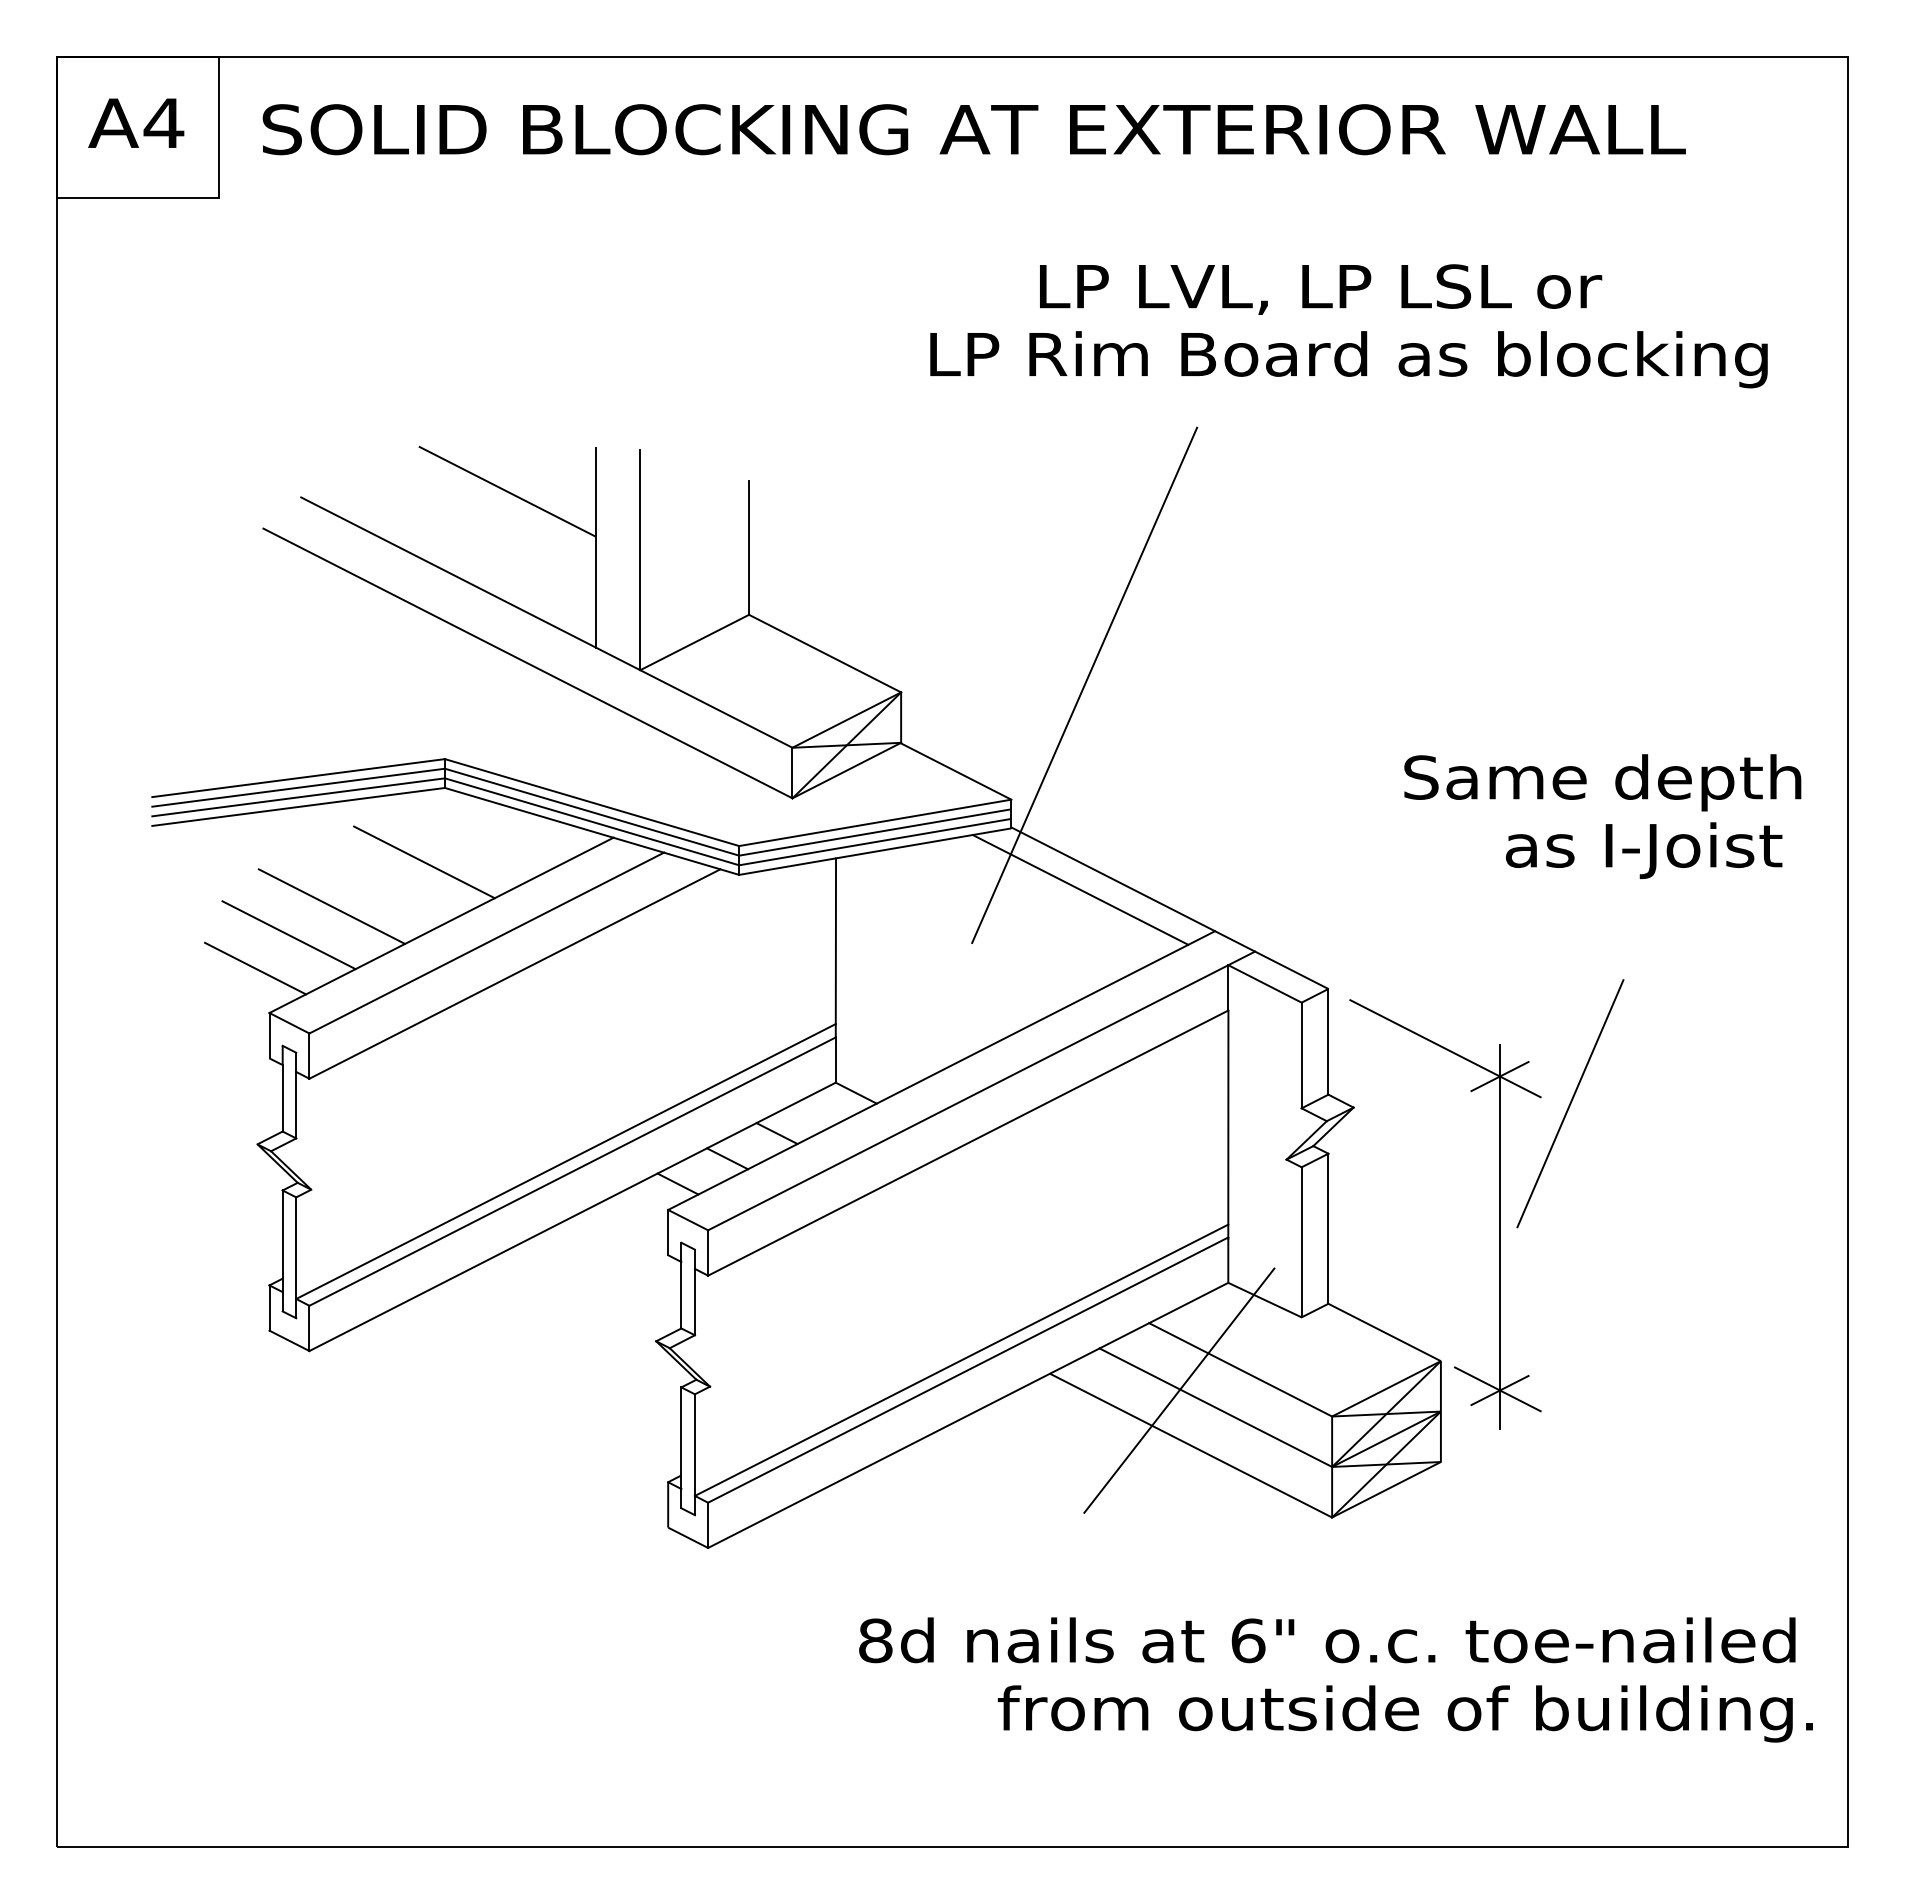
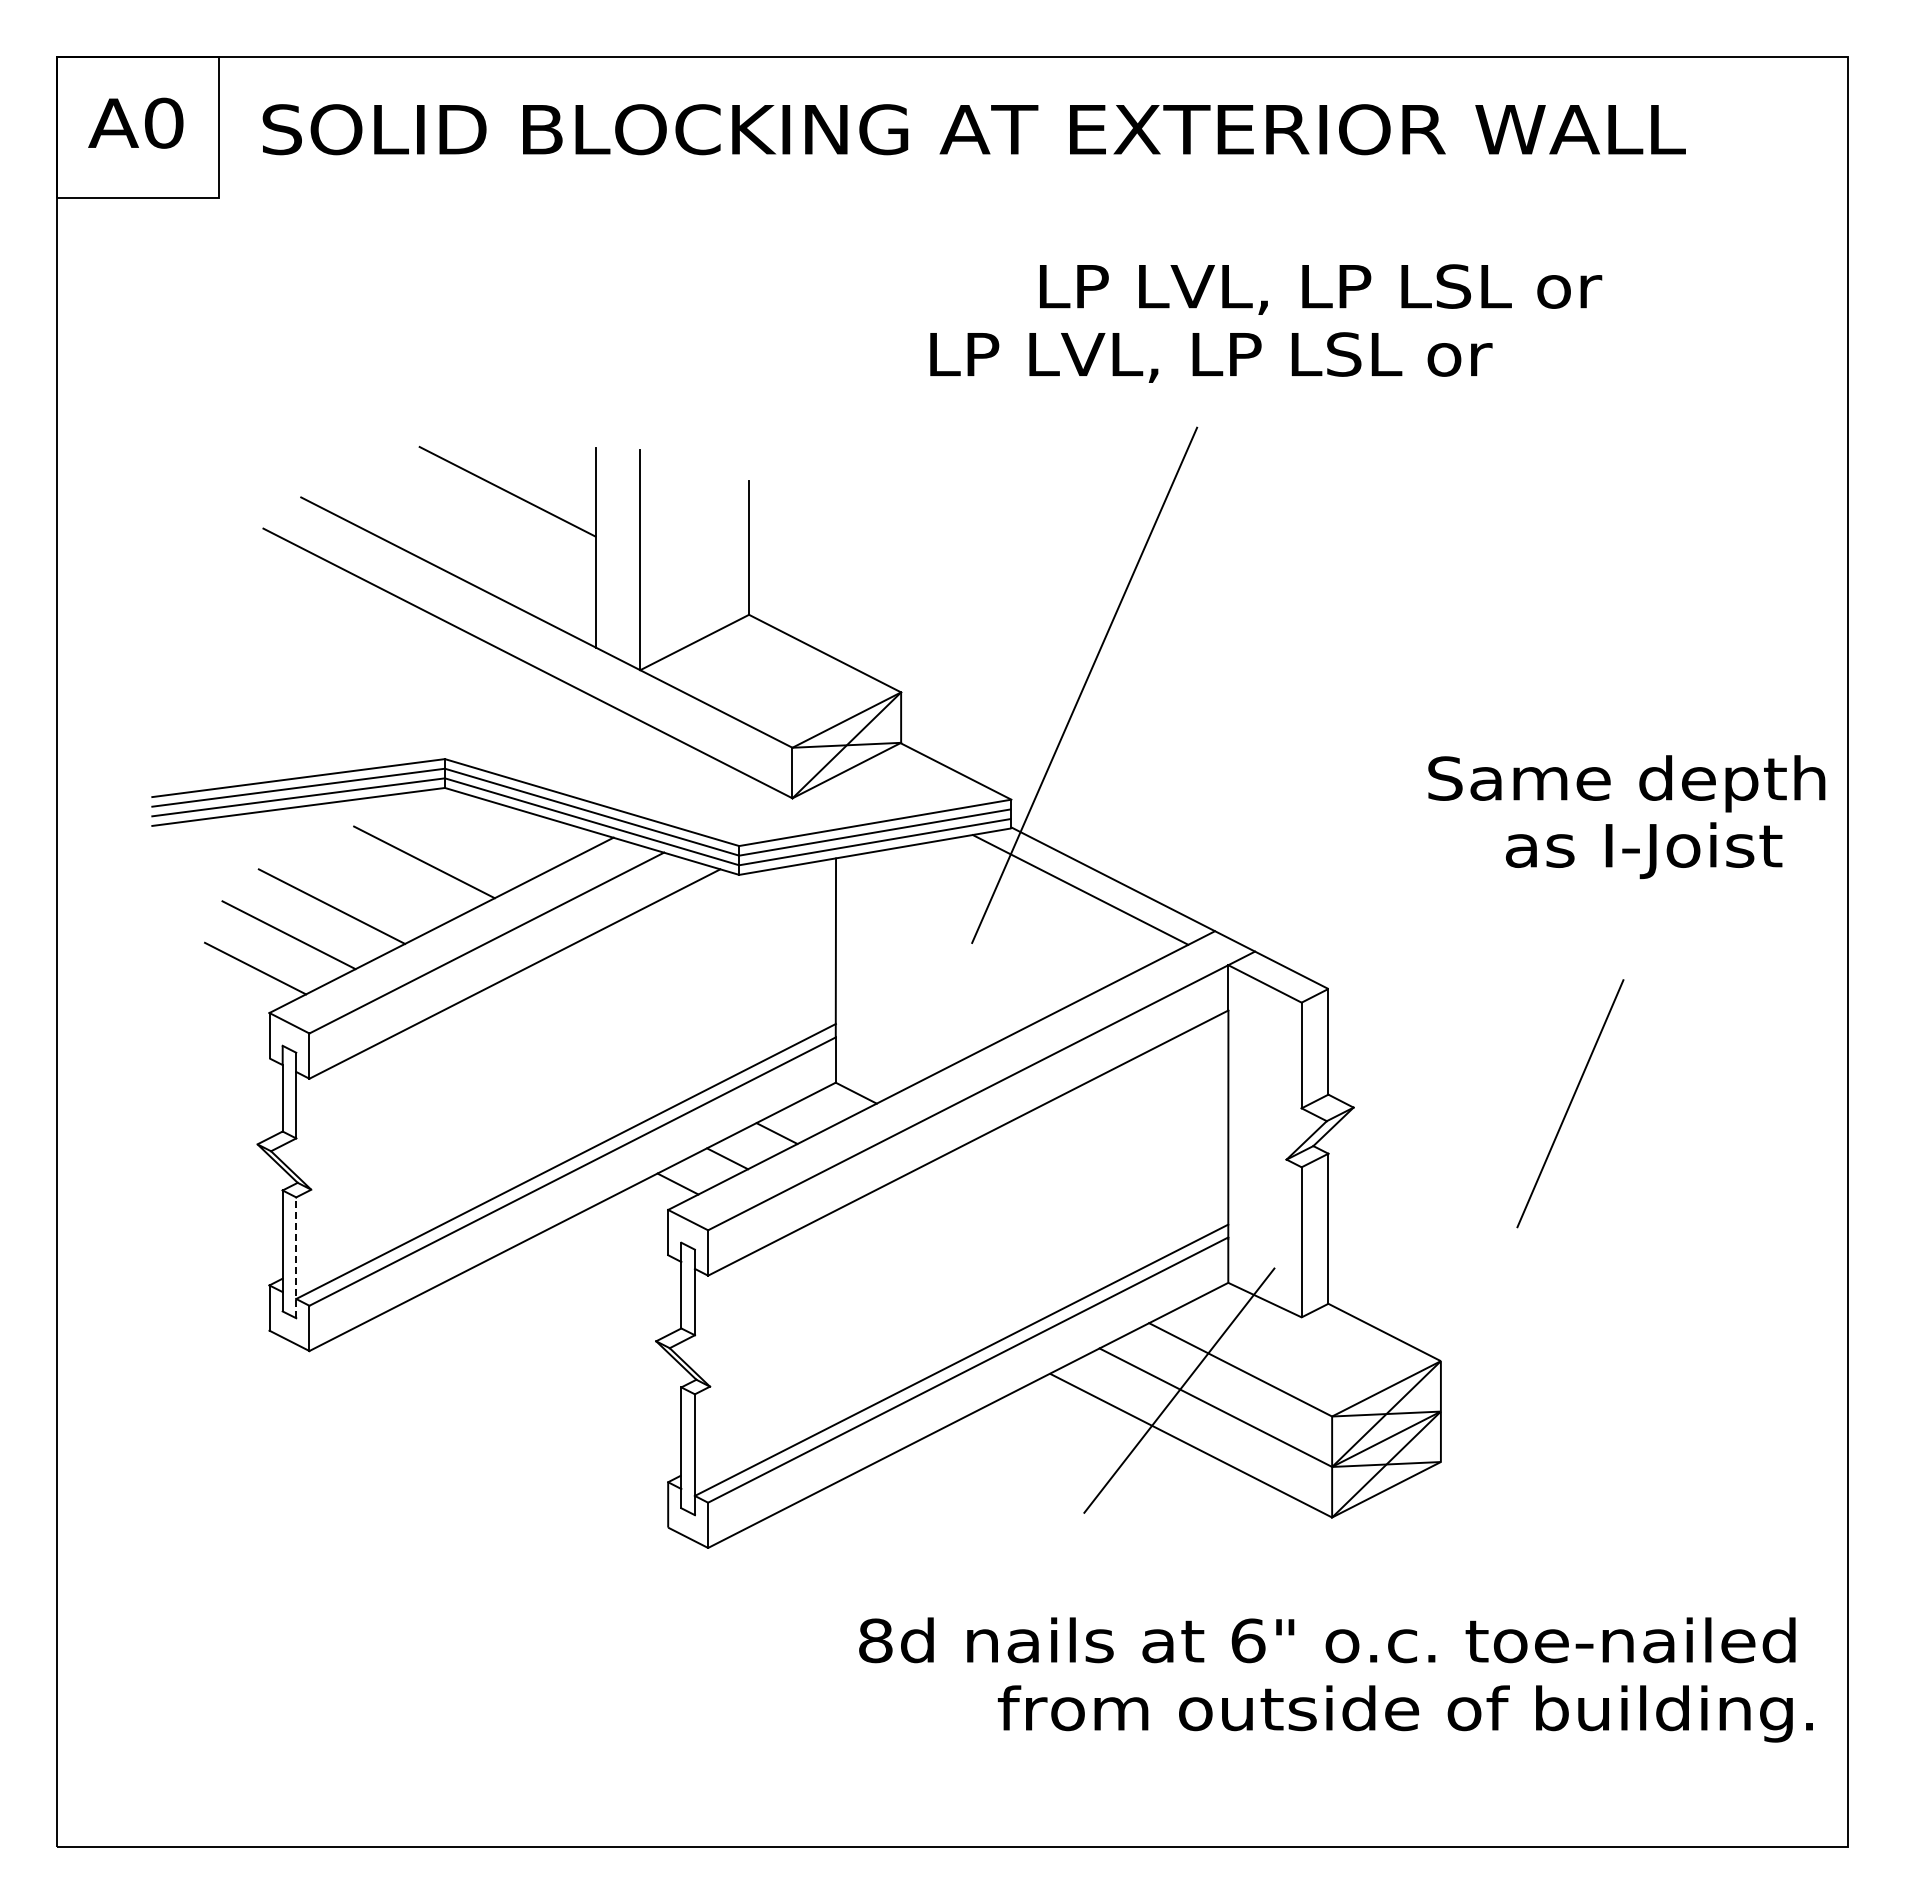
text: A4 -> A0 (163, 122)
text: LP Rim Board as blocking -> LP LVL, LP LSL or (1401, 359)
text position: (1602, 782) -> (1626, 783) (1626, 783)
part: present -> none (1499, 1214)
line: solid -> dashed (296, 1257)
